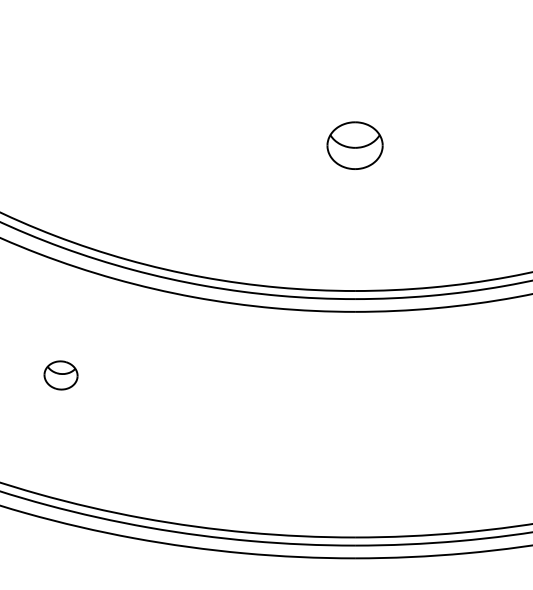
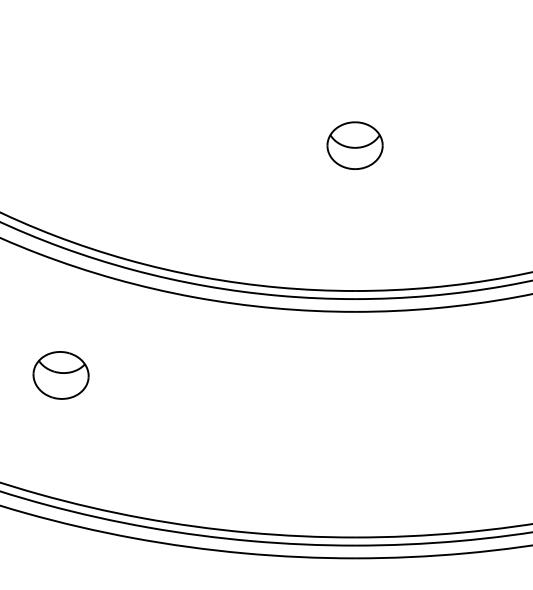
part size: 36x31 px -> 58x49 px (60, 375)
